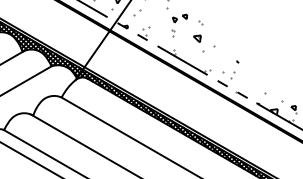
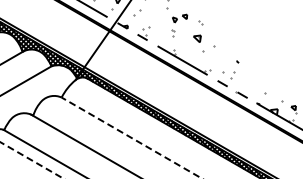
line: solid -> dashed (131, 138)
line: solid -> dashed (31, 160)
